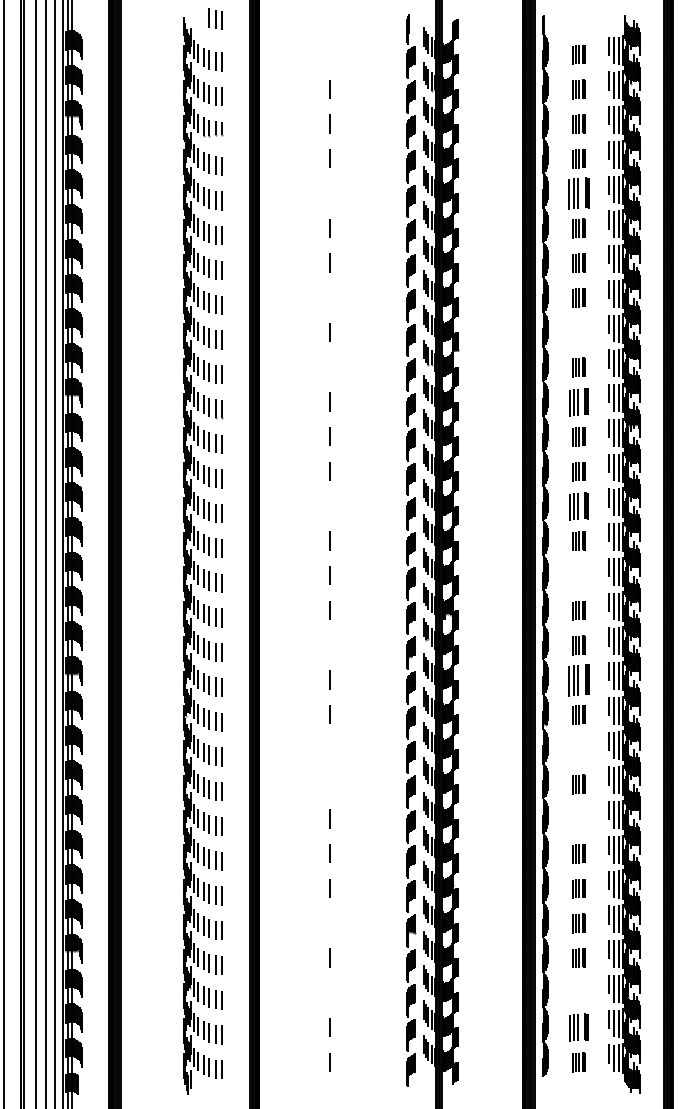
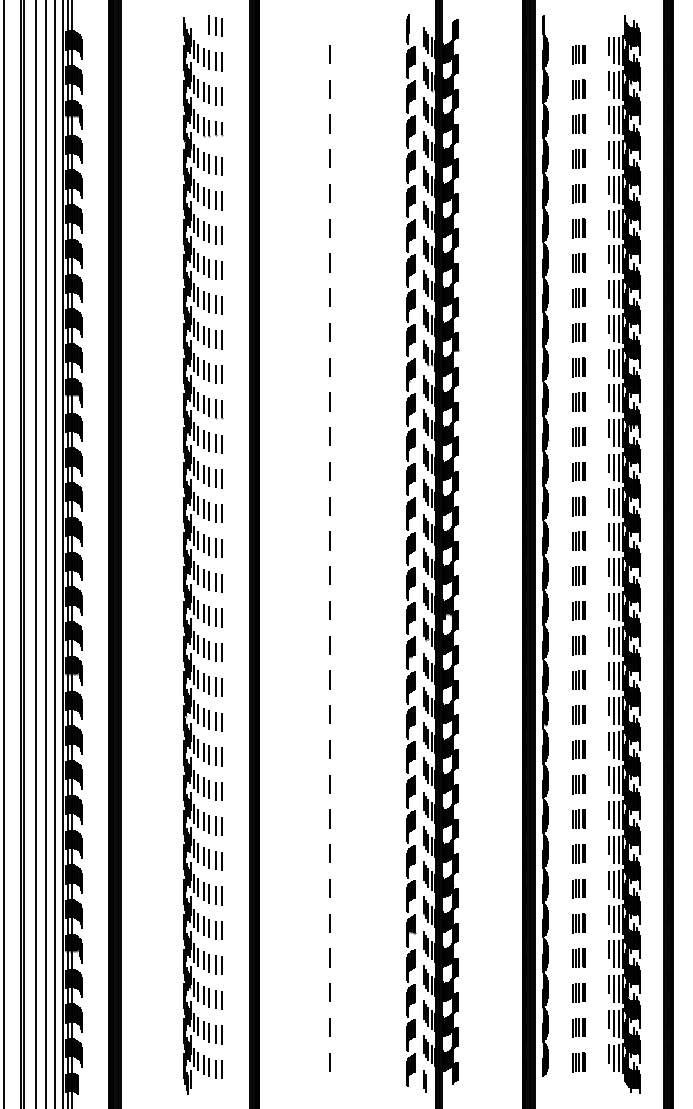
part position: (215, 18) -> (215, 25) (215, 25)
line: none -> present (329, 54)
line: none -> present (329, 193)
part size: 22x33 px -> 14x20 px (578, 193)
line: none -> present (329, 297)
part: none -> present (578, 332)
line: none -> present (329, 367)
part size: 20x29 px -> 14x20 px (578, 401)
line: none -> present (329, 506)
part size: 20x29 px -> 14x21 px (578, 506)
part: none -> present (578, 575)
line: none -> present (329, 645)
part size: 22x33 px -> 14x20 px (578, 679)
line: none -> present (329, 749)
part: none -> present (578, 749)
line: none -> present (329, 784)
part: none -> present (578, 818)
line: none -> present (329, 923)
line: none -> present (329, 992)
part: none -> present (578, 992)
part size: 20x29 px -> 14x20 px (578, 1027)
line: none -> present (424, 1081)
